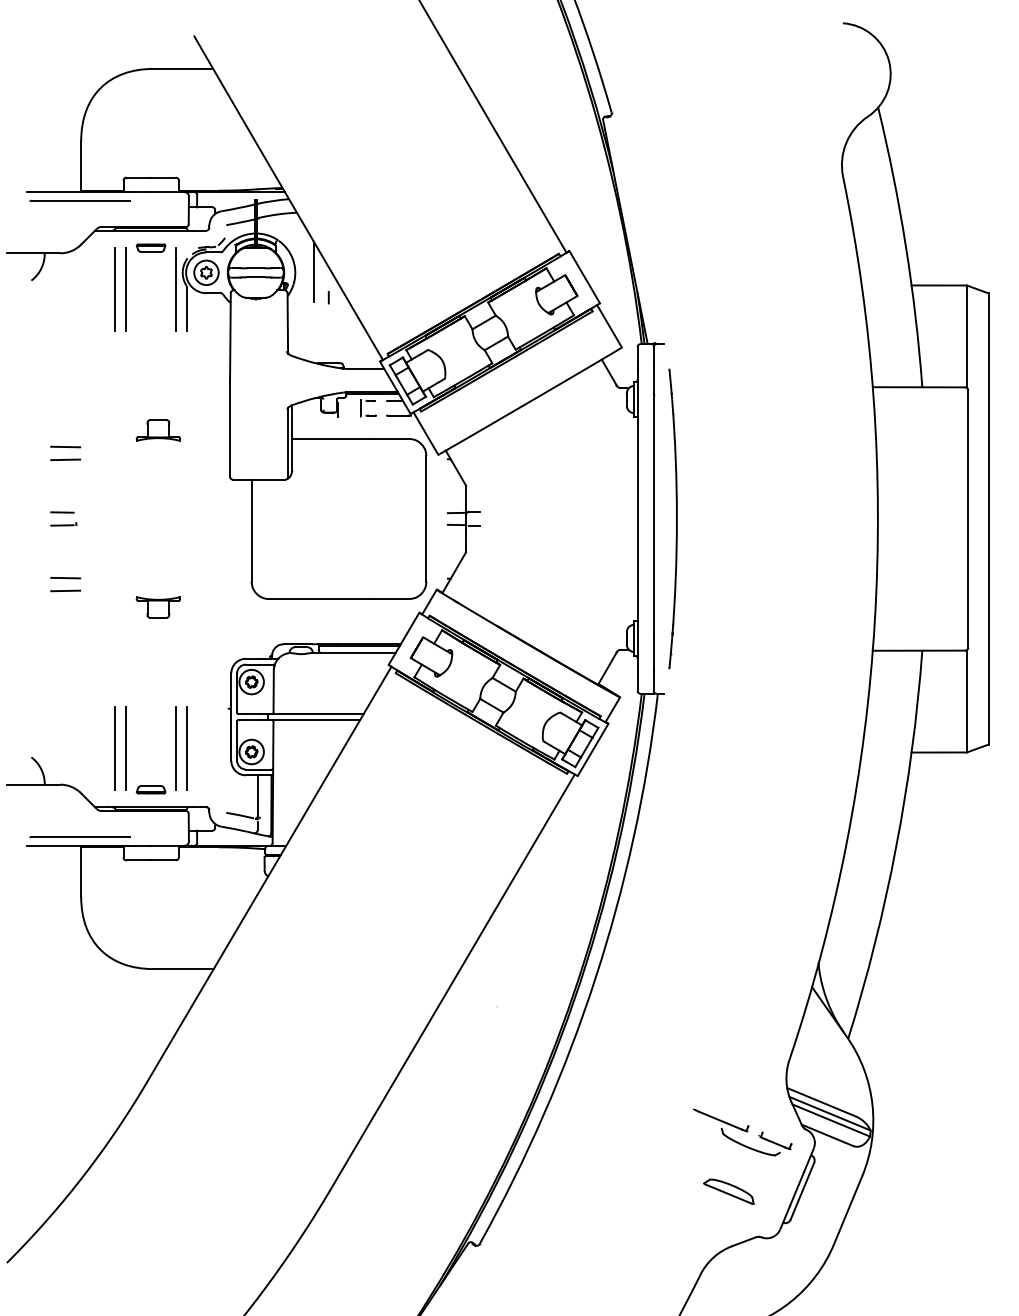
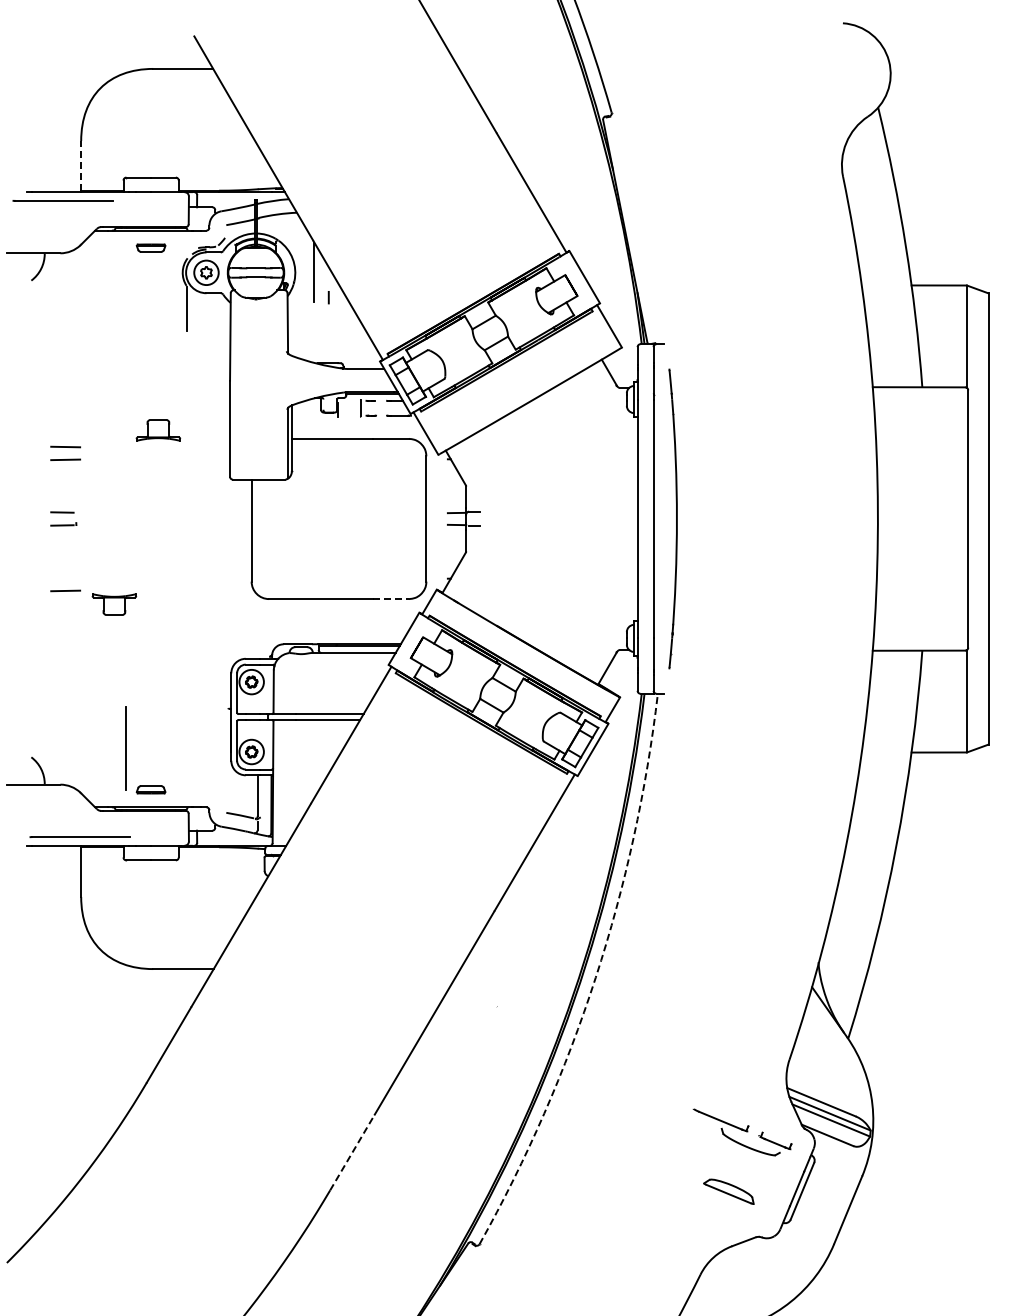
line: solid -> dashed (81, 165)
line position: (79, 200) -> (62, 200) (62, 200)
line: present -> none (115, 289)
line: present -> none (125, 289)
line: present -> none (176, 289)
line: present -> none (65, 577)
line: solid -> dashed (391, 599)
part position: (158, 607) -> (114, 604) (114, 604)
line: present -> none (114, 748)
line: present -> none (176, 748)
line: present -> none (187, 748)
arc: solid -> dashed (595, 977)
line: solid -> dashed (352, 1152)
